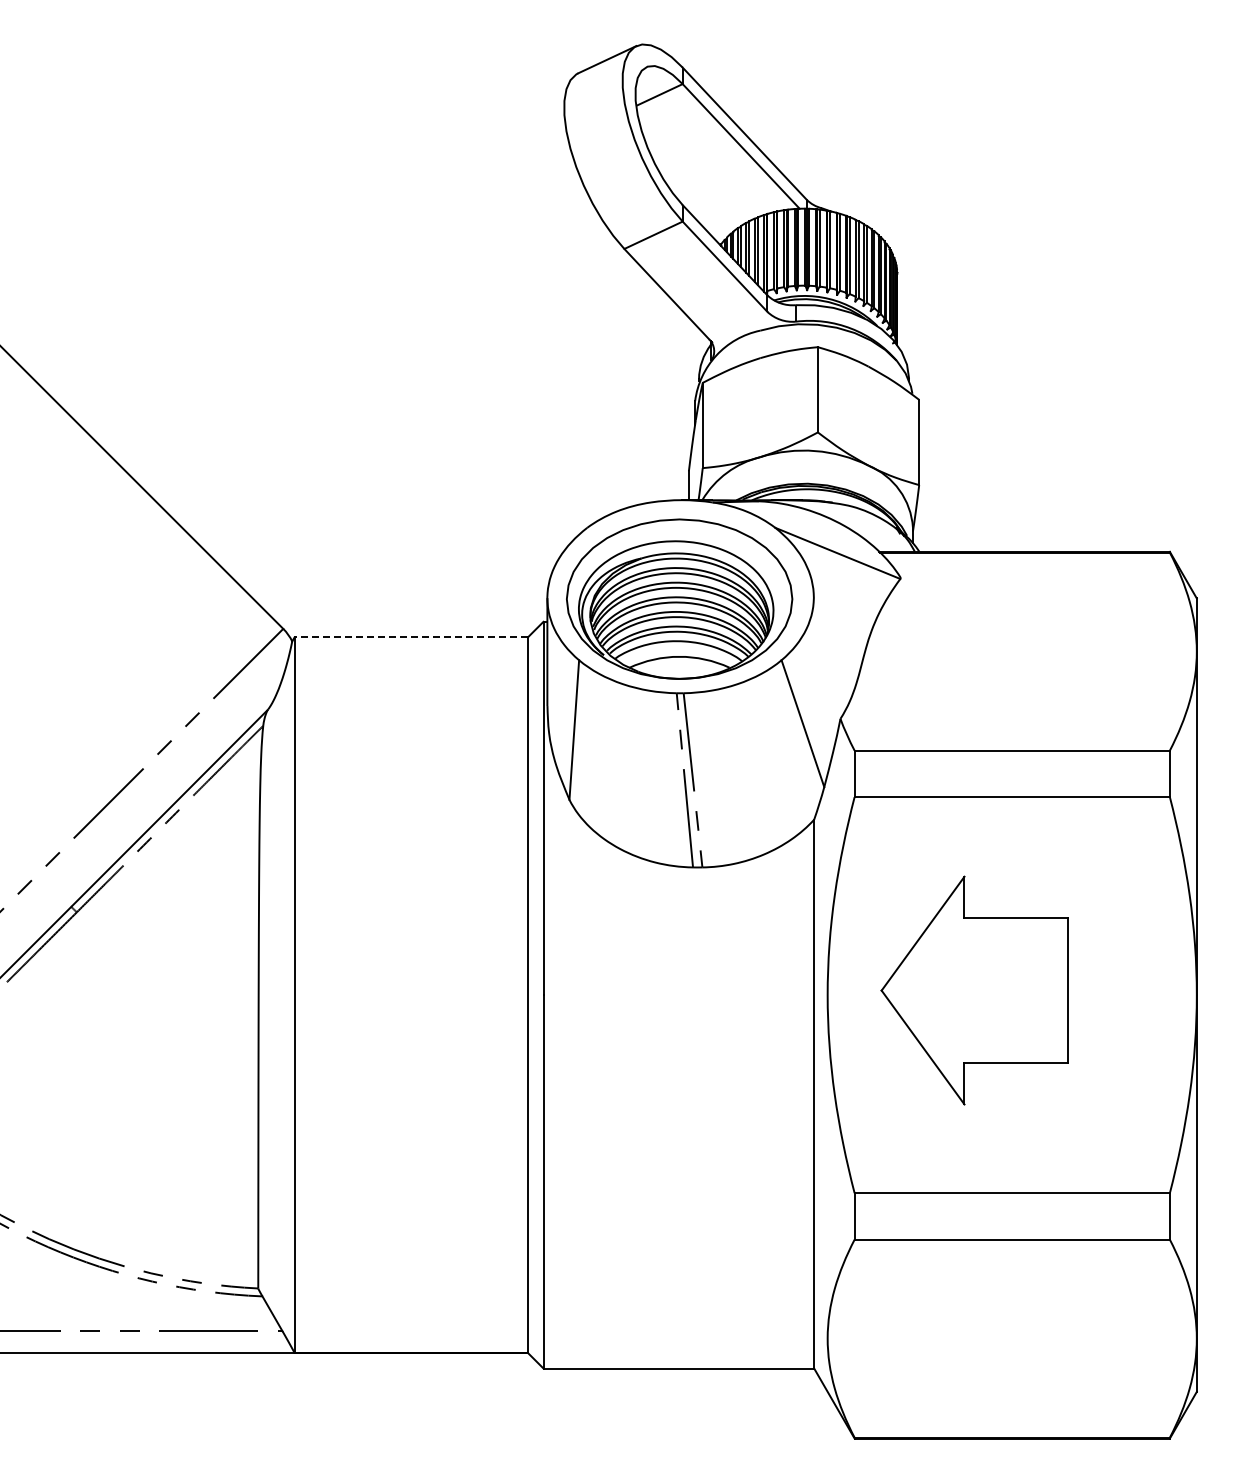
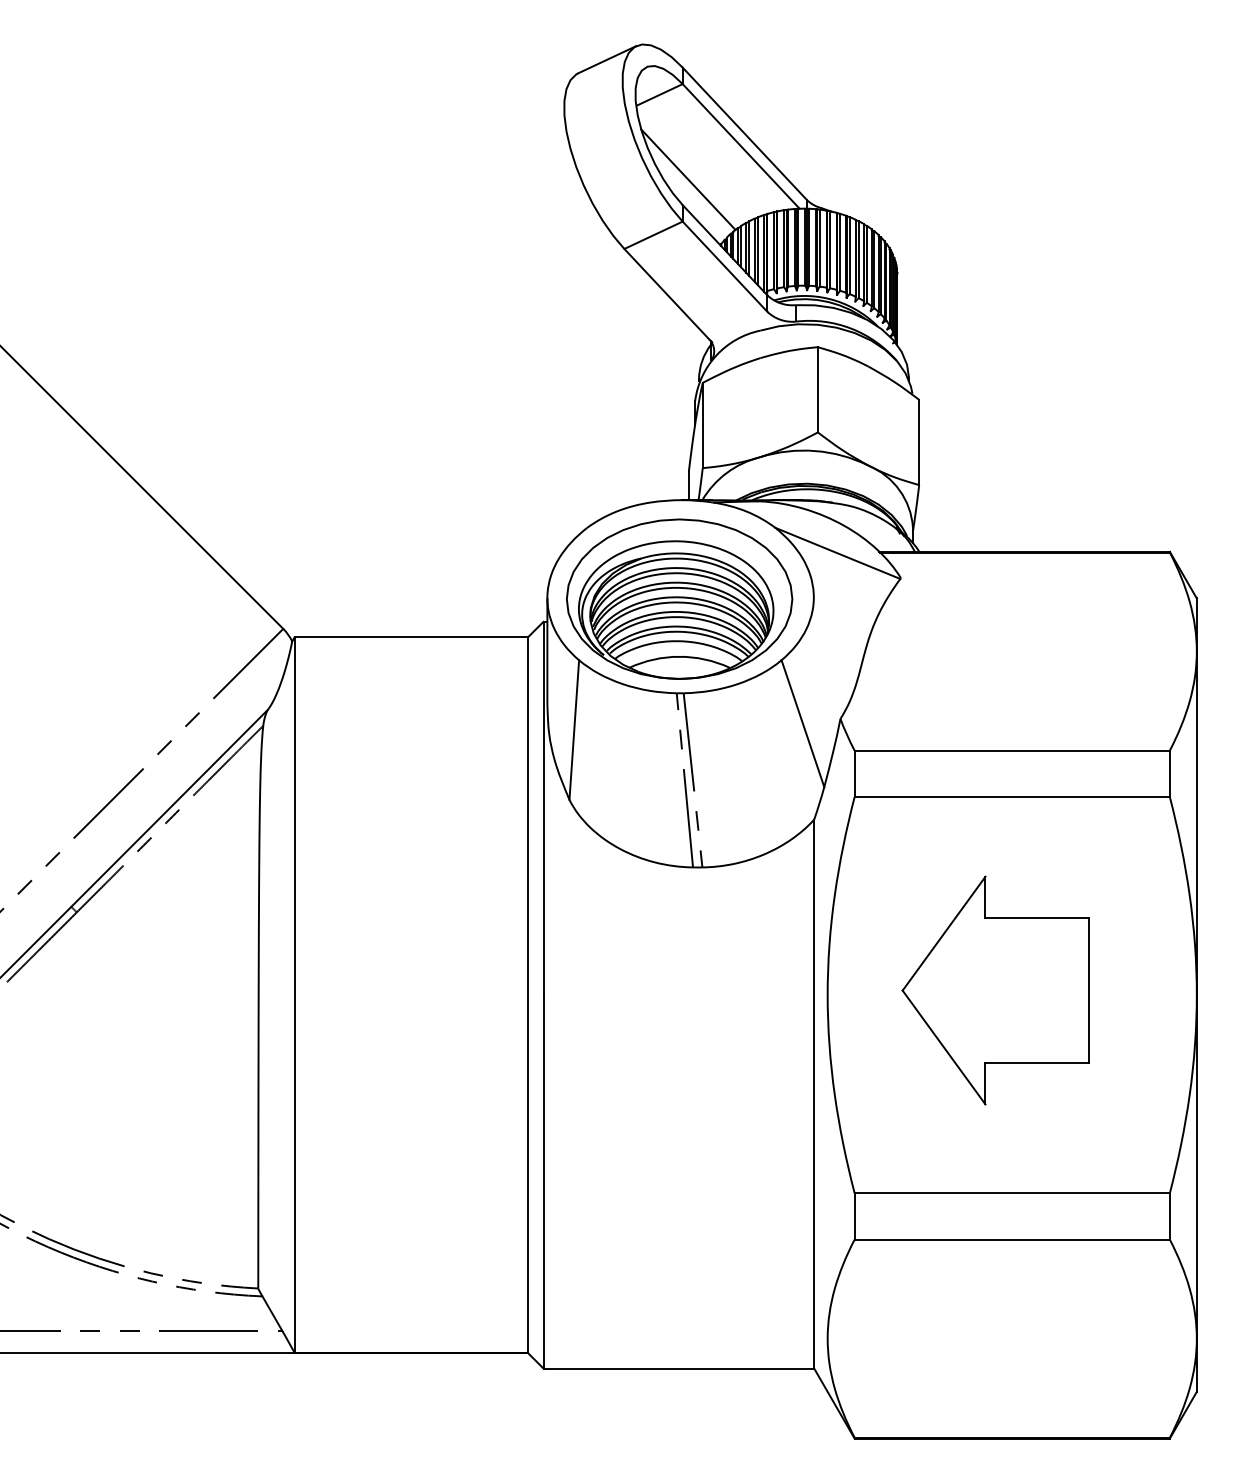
line: none -> present (688, 179)
line: dashed -> solid (411, 637)
part position: (974, 990) -> (995, 990) (995, 990)
